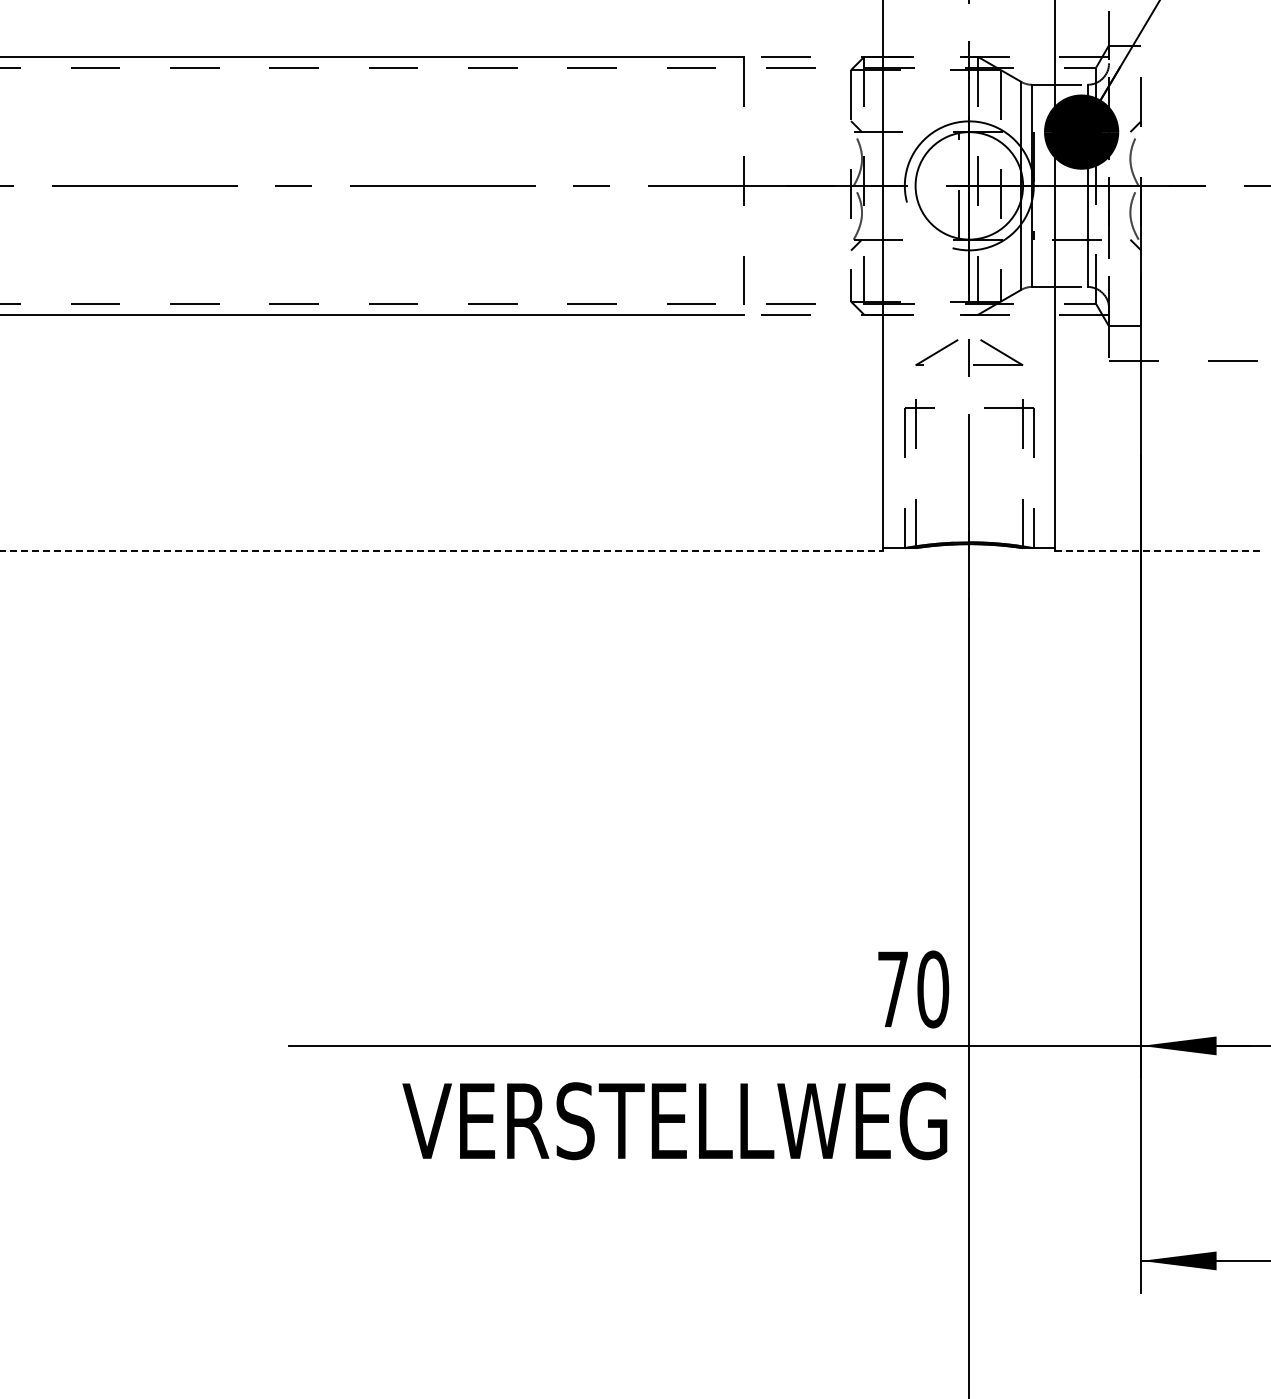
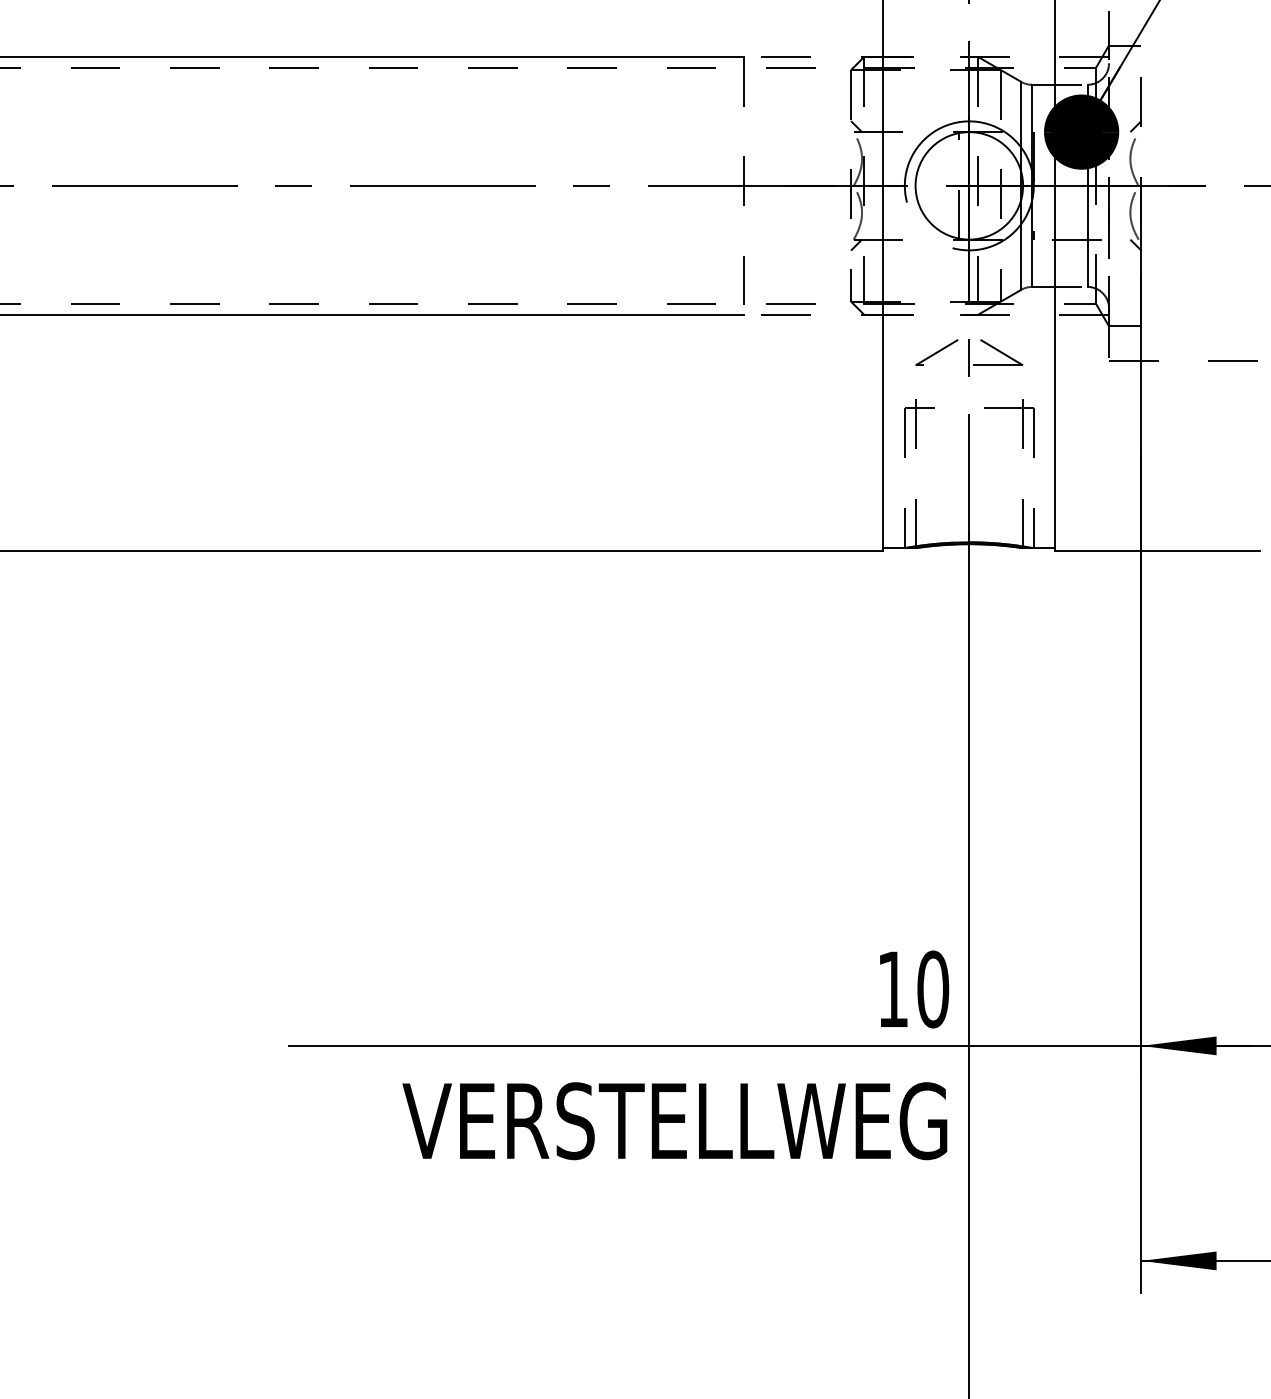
line: dashed -> solid (442, 551)
line: dashed -> solid (1158, 551)
text: 70 -> 10 (892, 988)
